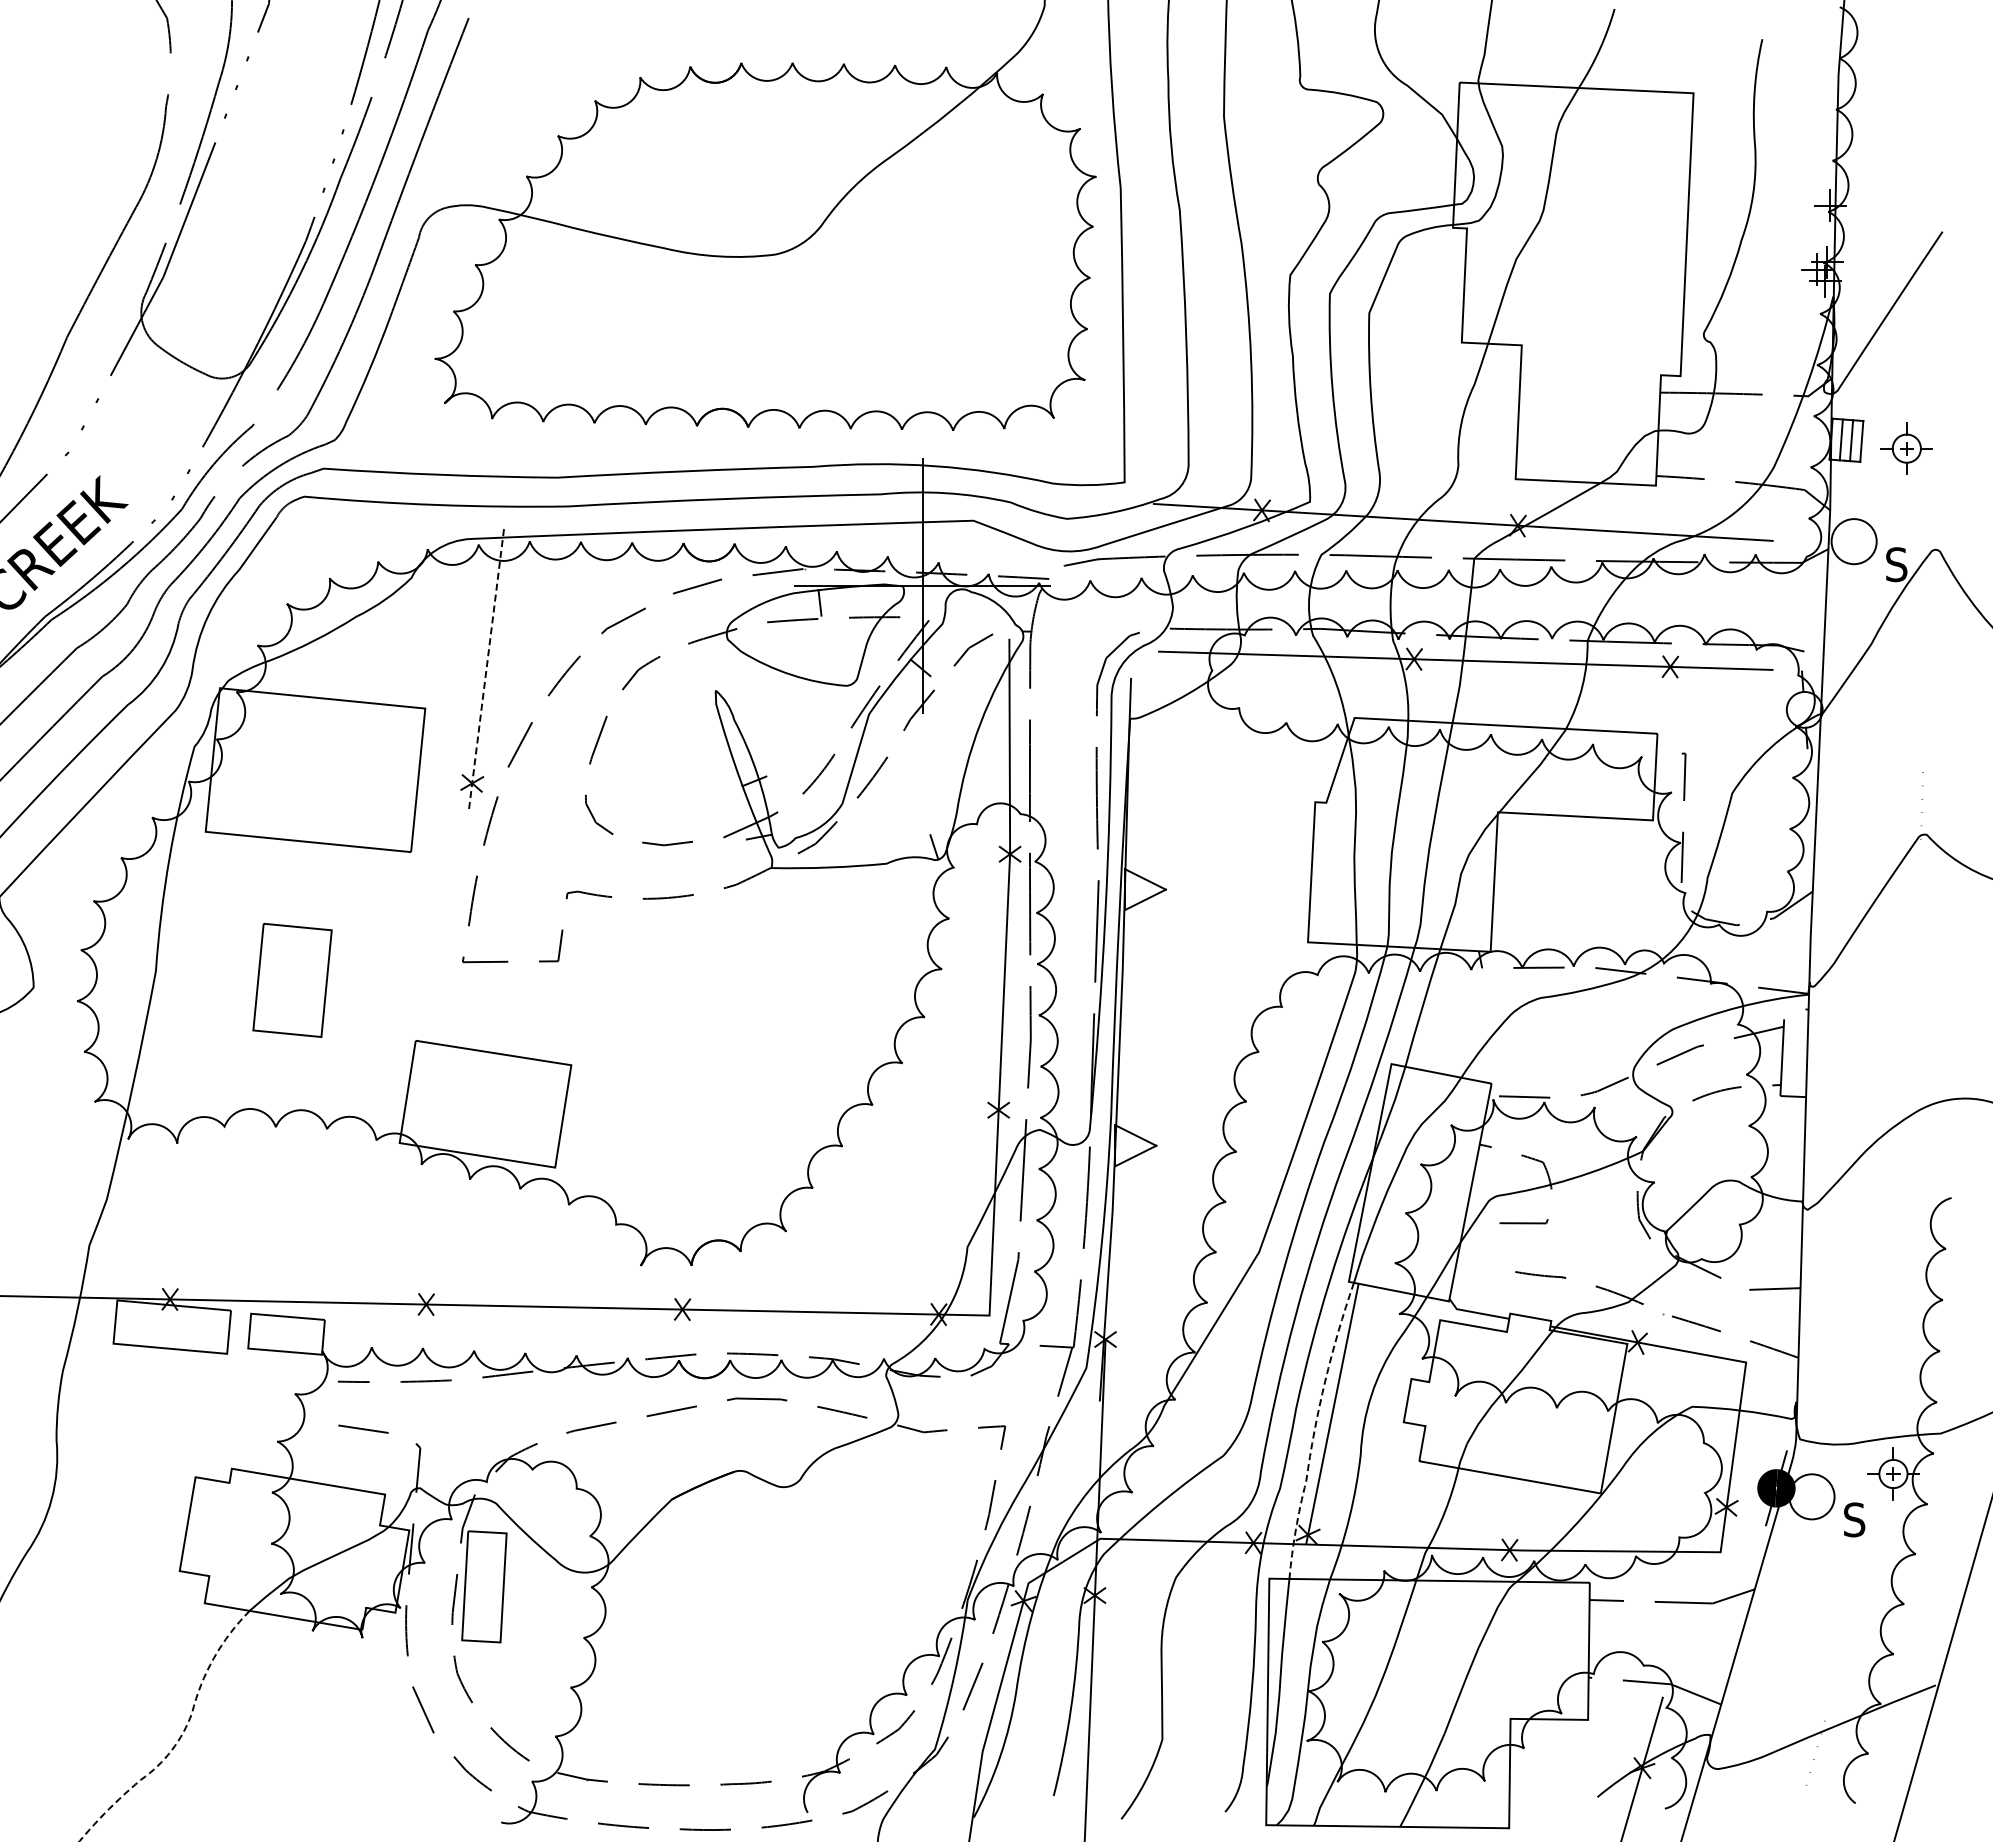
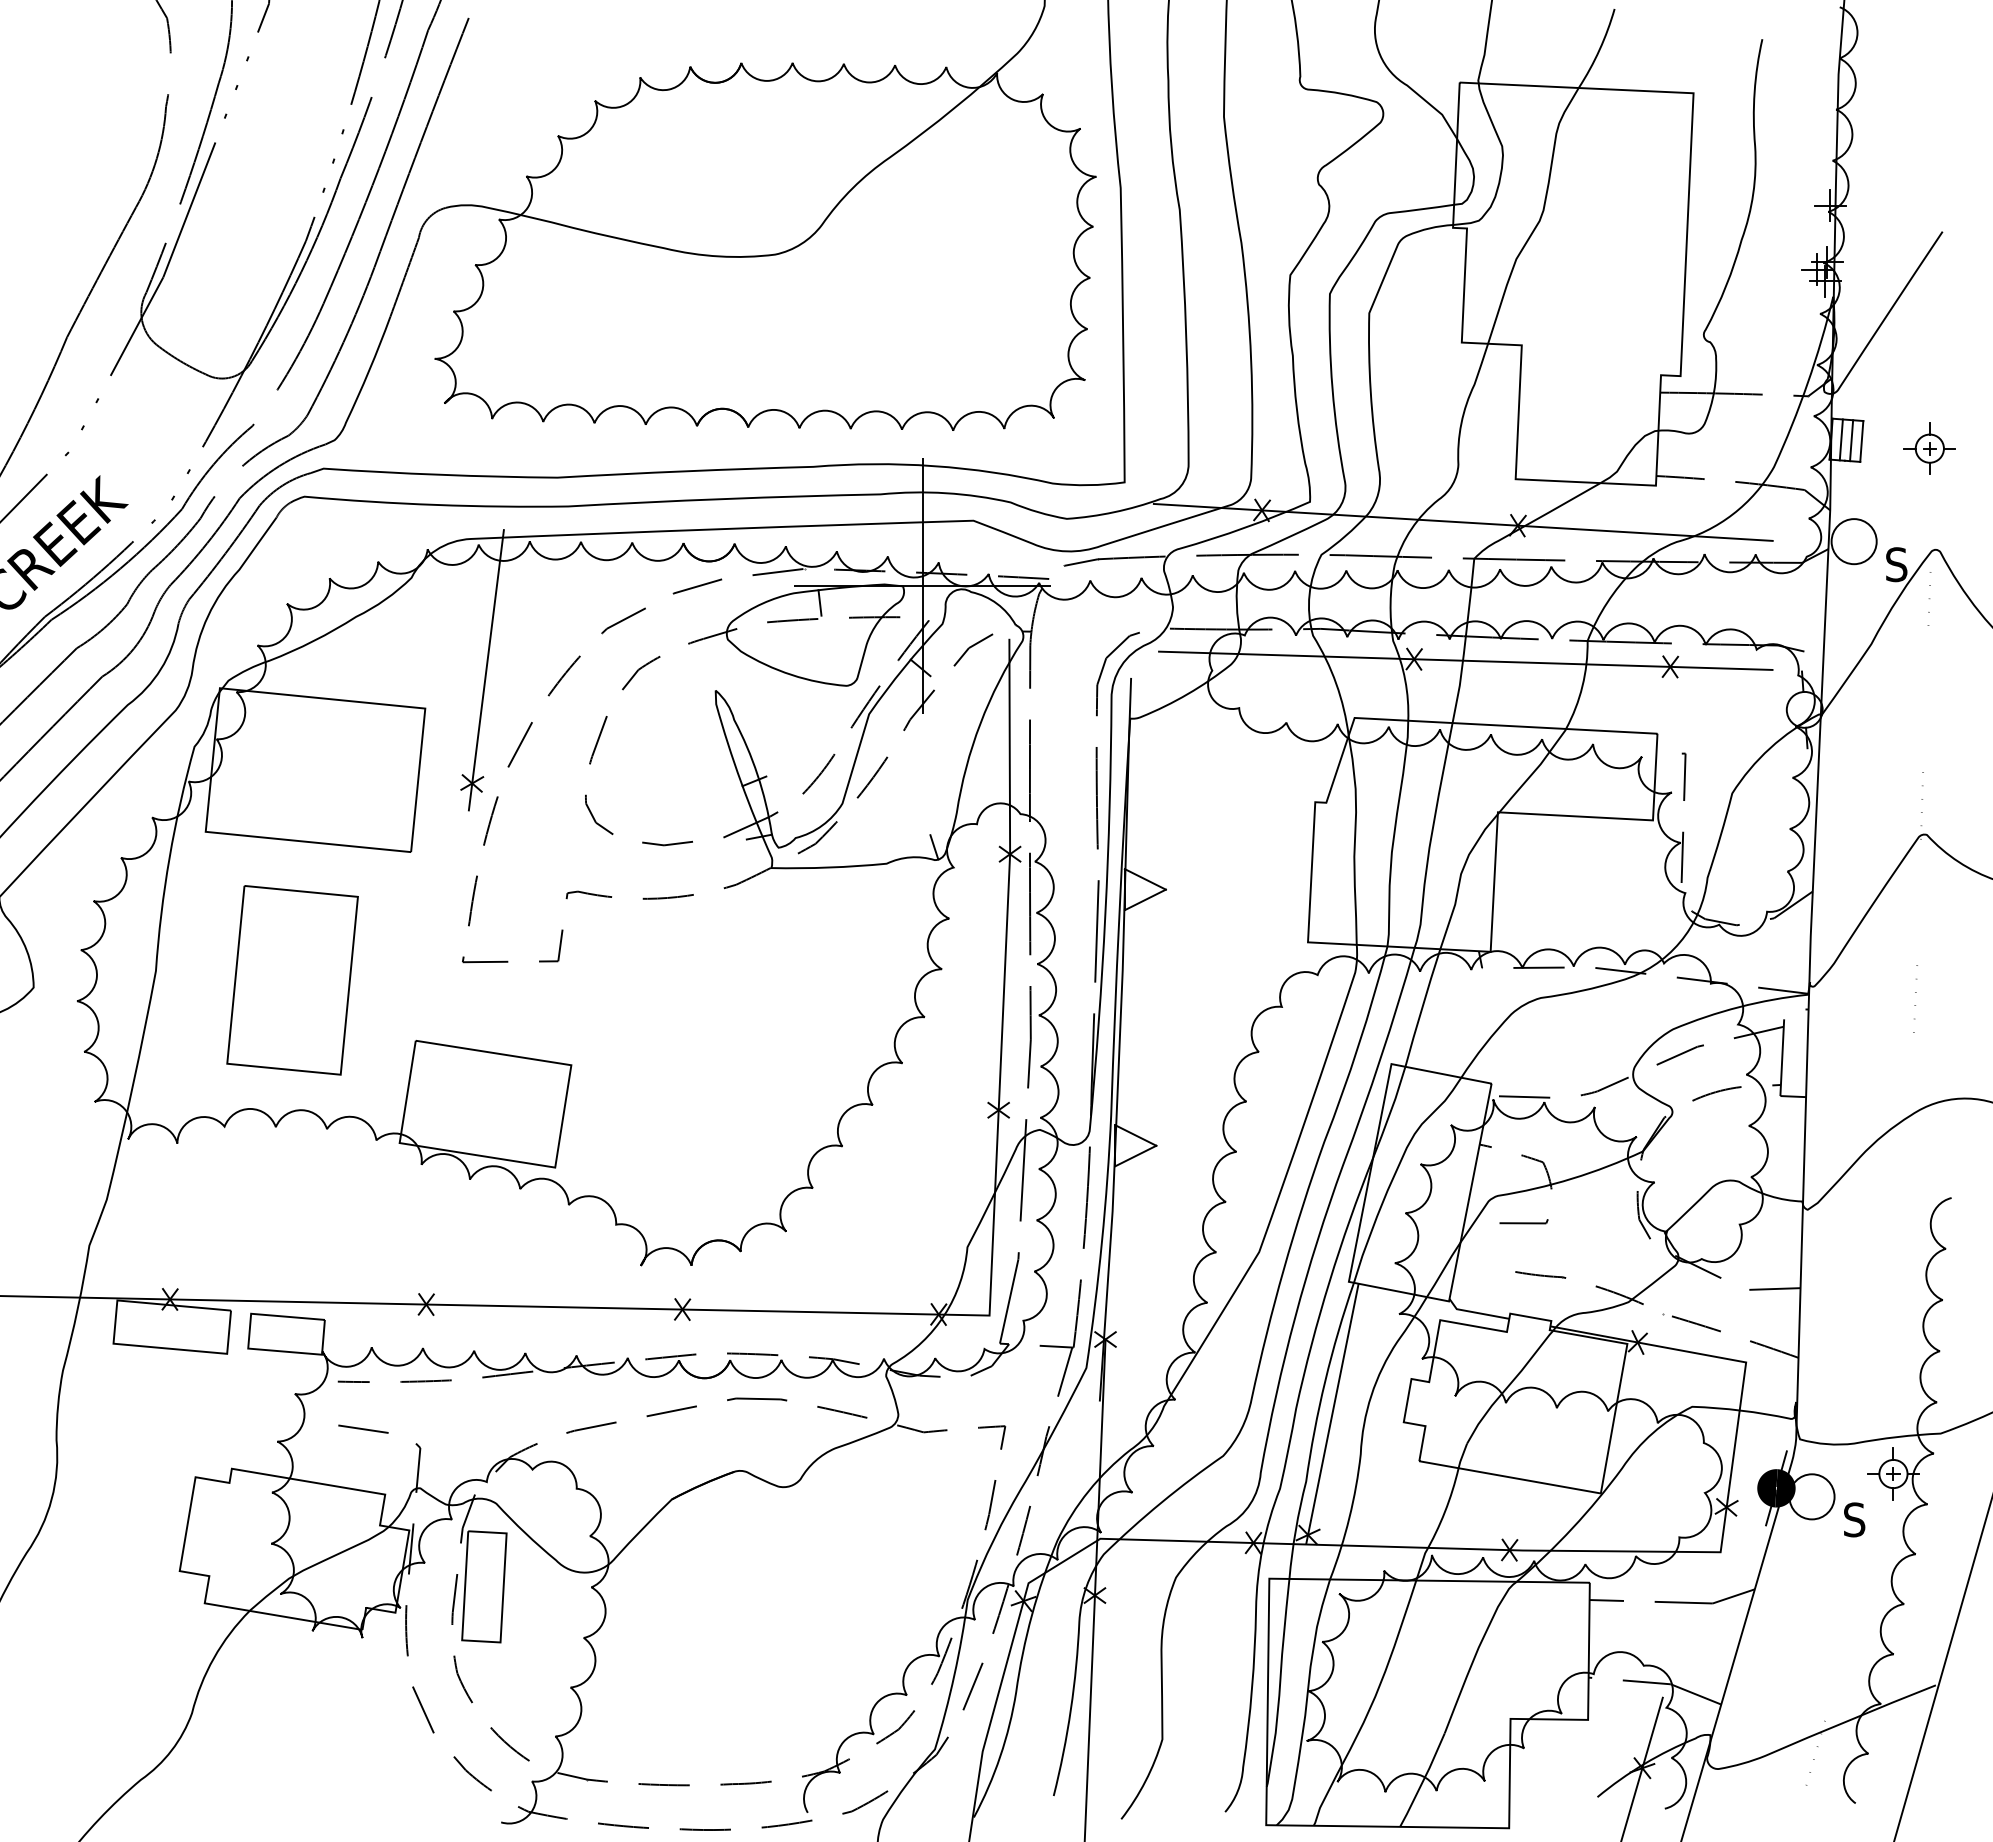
part position: (1906, 448) -> (1929, 448) (1929, 448)
line: none -> present (1929, 598)
line: dashed -> solid (486, 670)
part size: 81x116 px -> 133x191 px (292, 980)
line: none -> present (1915, 992)
line: dashed -> solid (1314, 1430)
line: dashed -> solid (180, 1737)
